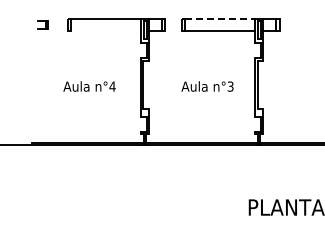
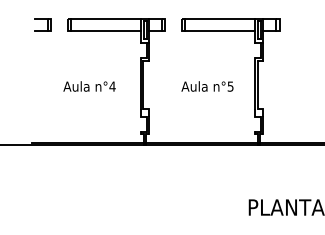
line: dashed -> solid (220, 19)
part size: 12x10 px -> 18x14 px (42, 24)
line: none -> present (105, 31)
text: n°3 -> n°5 (230, 85)
